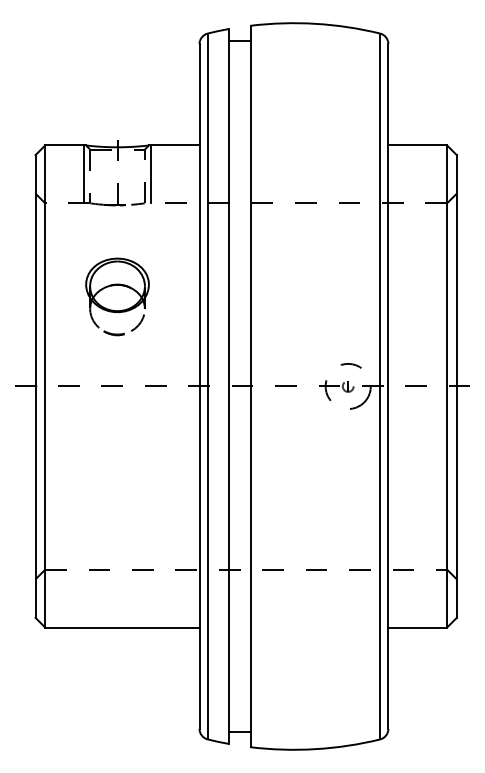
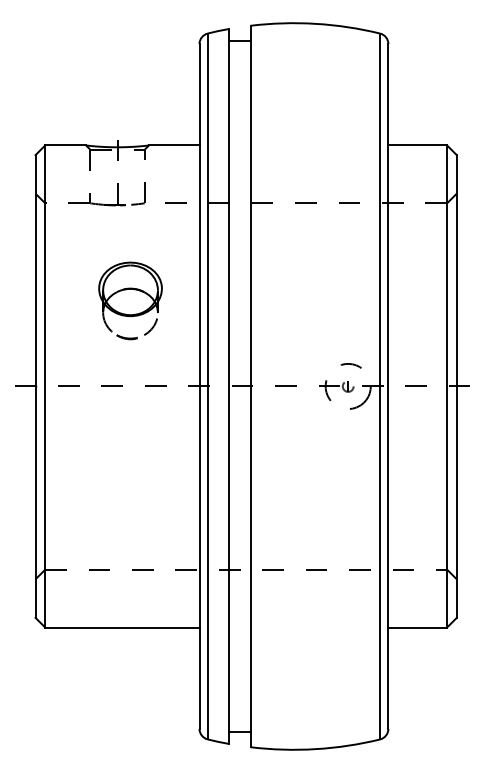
line: present -> none (83, 174)
line: present -> none (151, 174)
part position: (117, 296) -> (130, 300) (130, 300)
